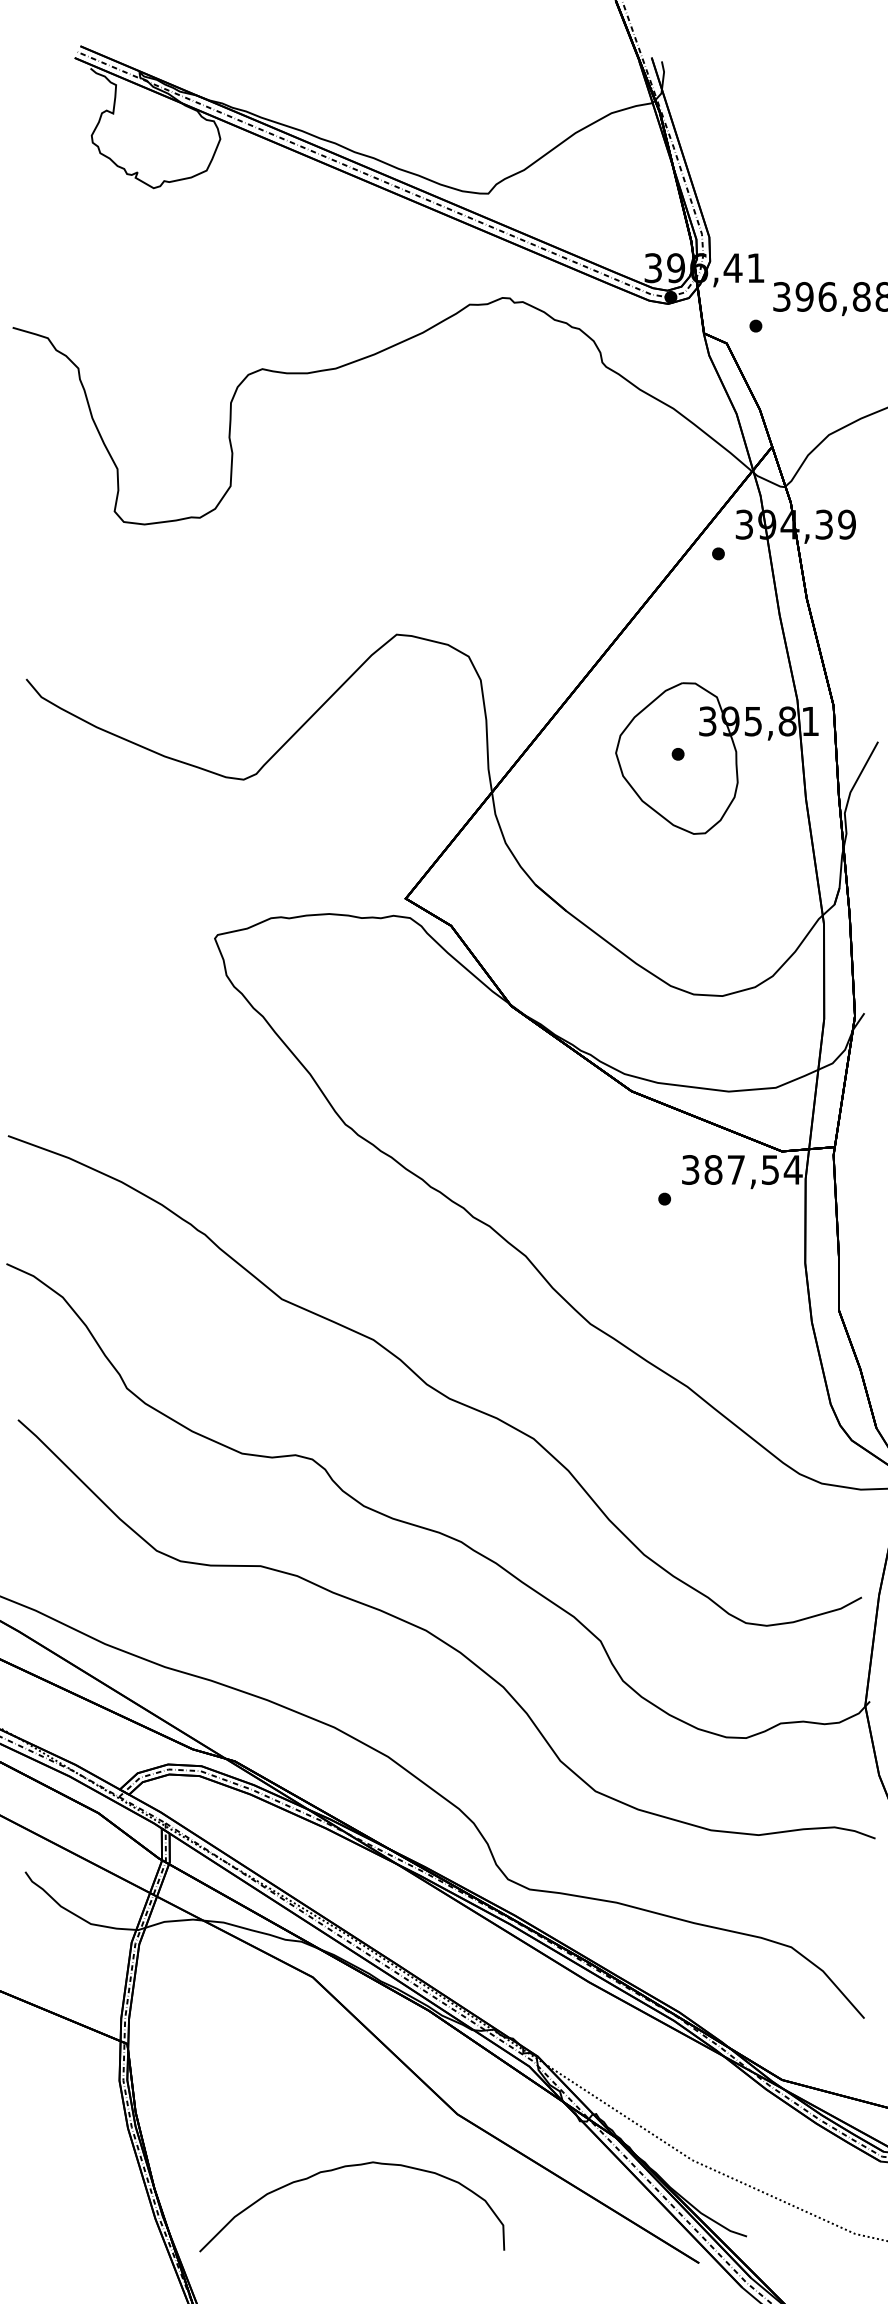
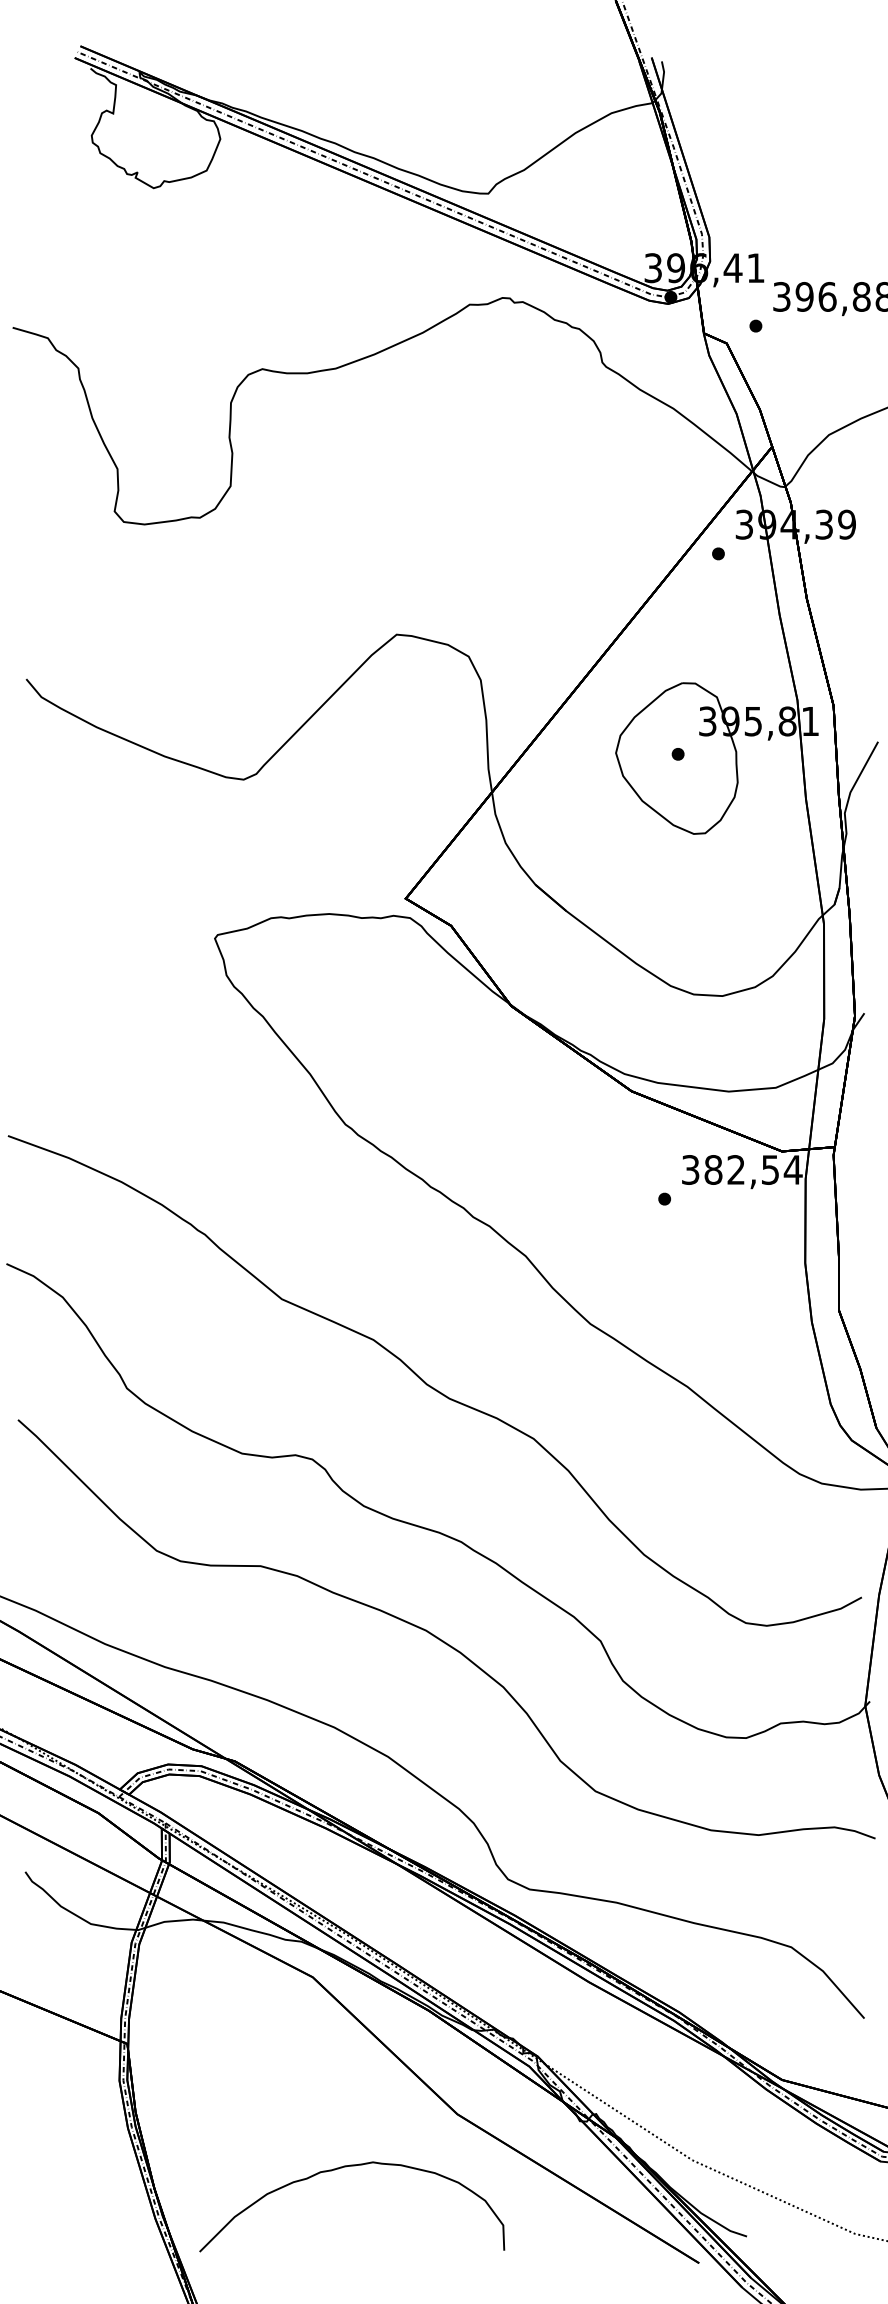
text: 387,54 -> 382,54 (735, 1169)
